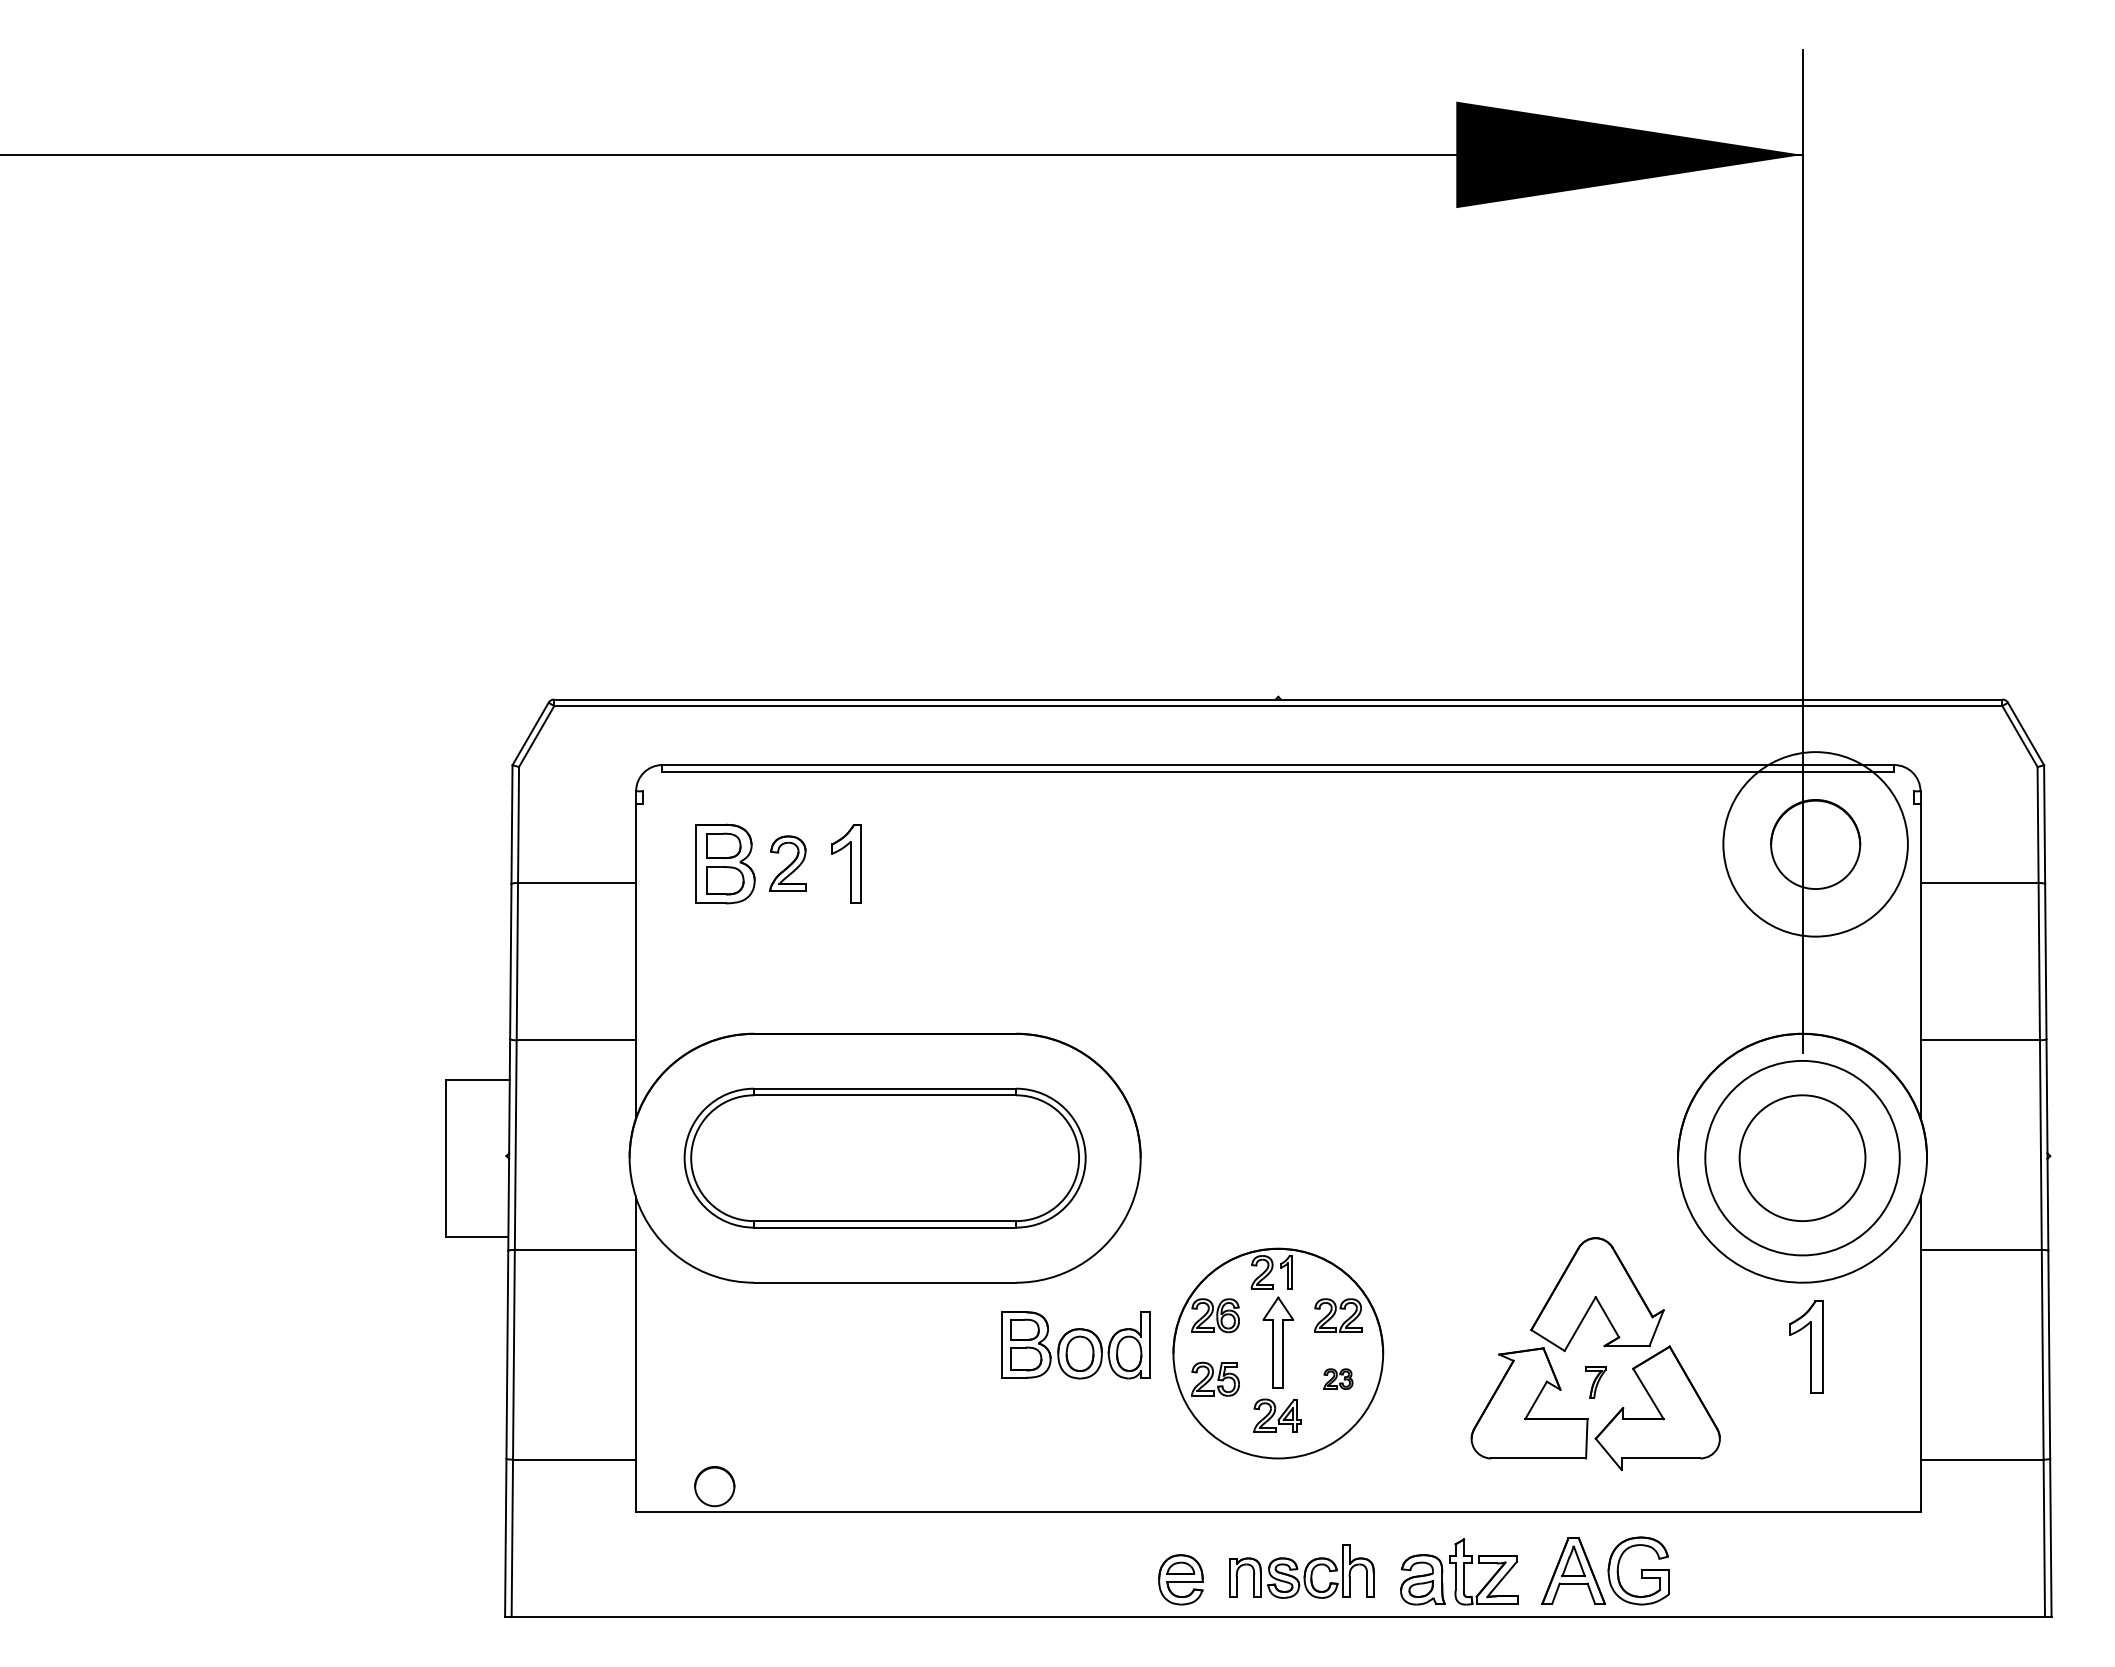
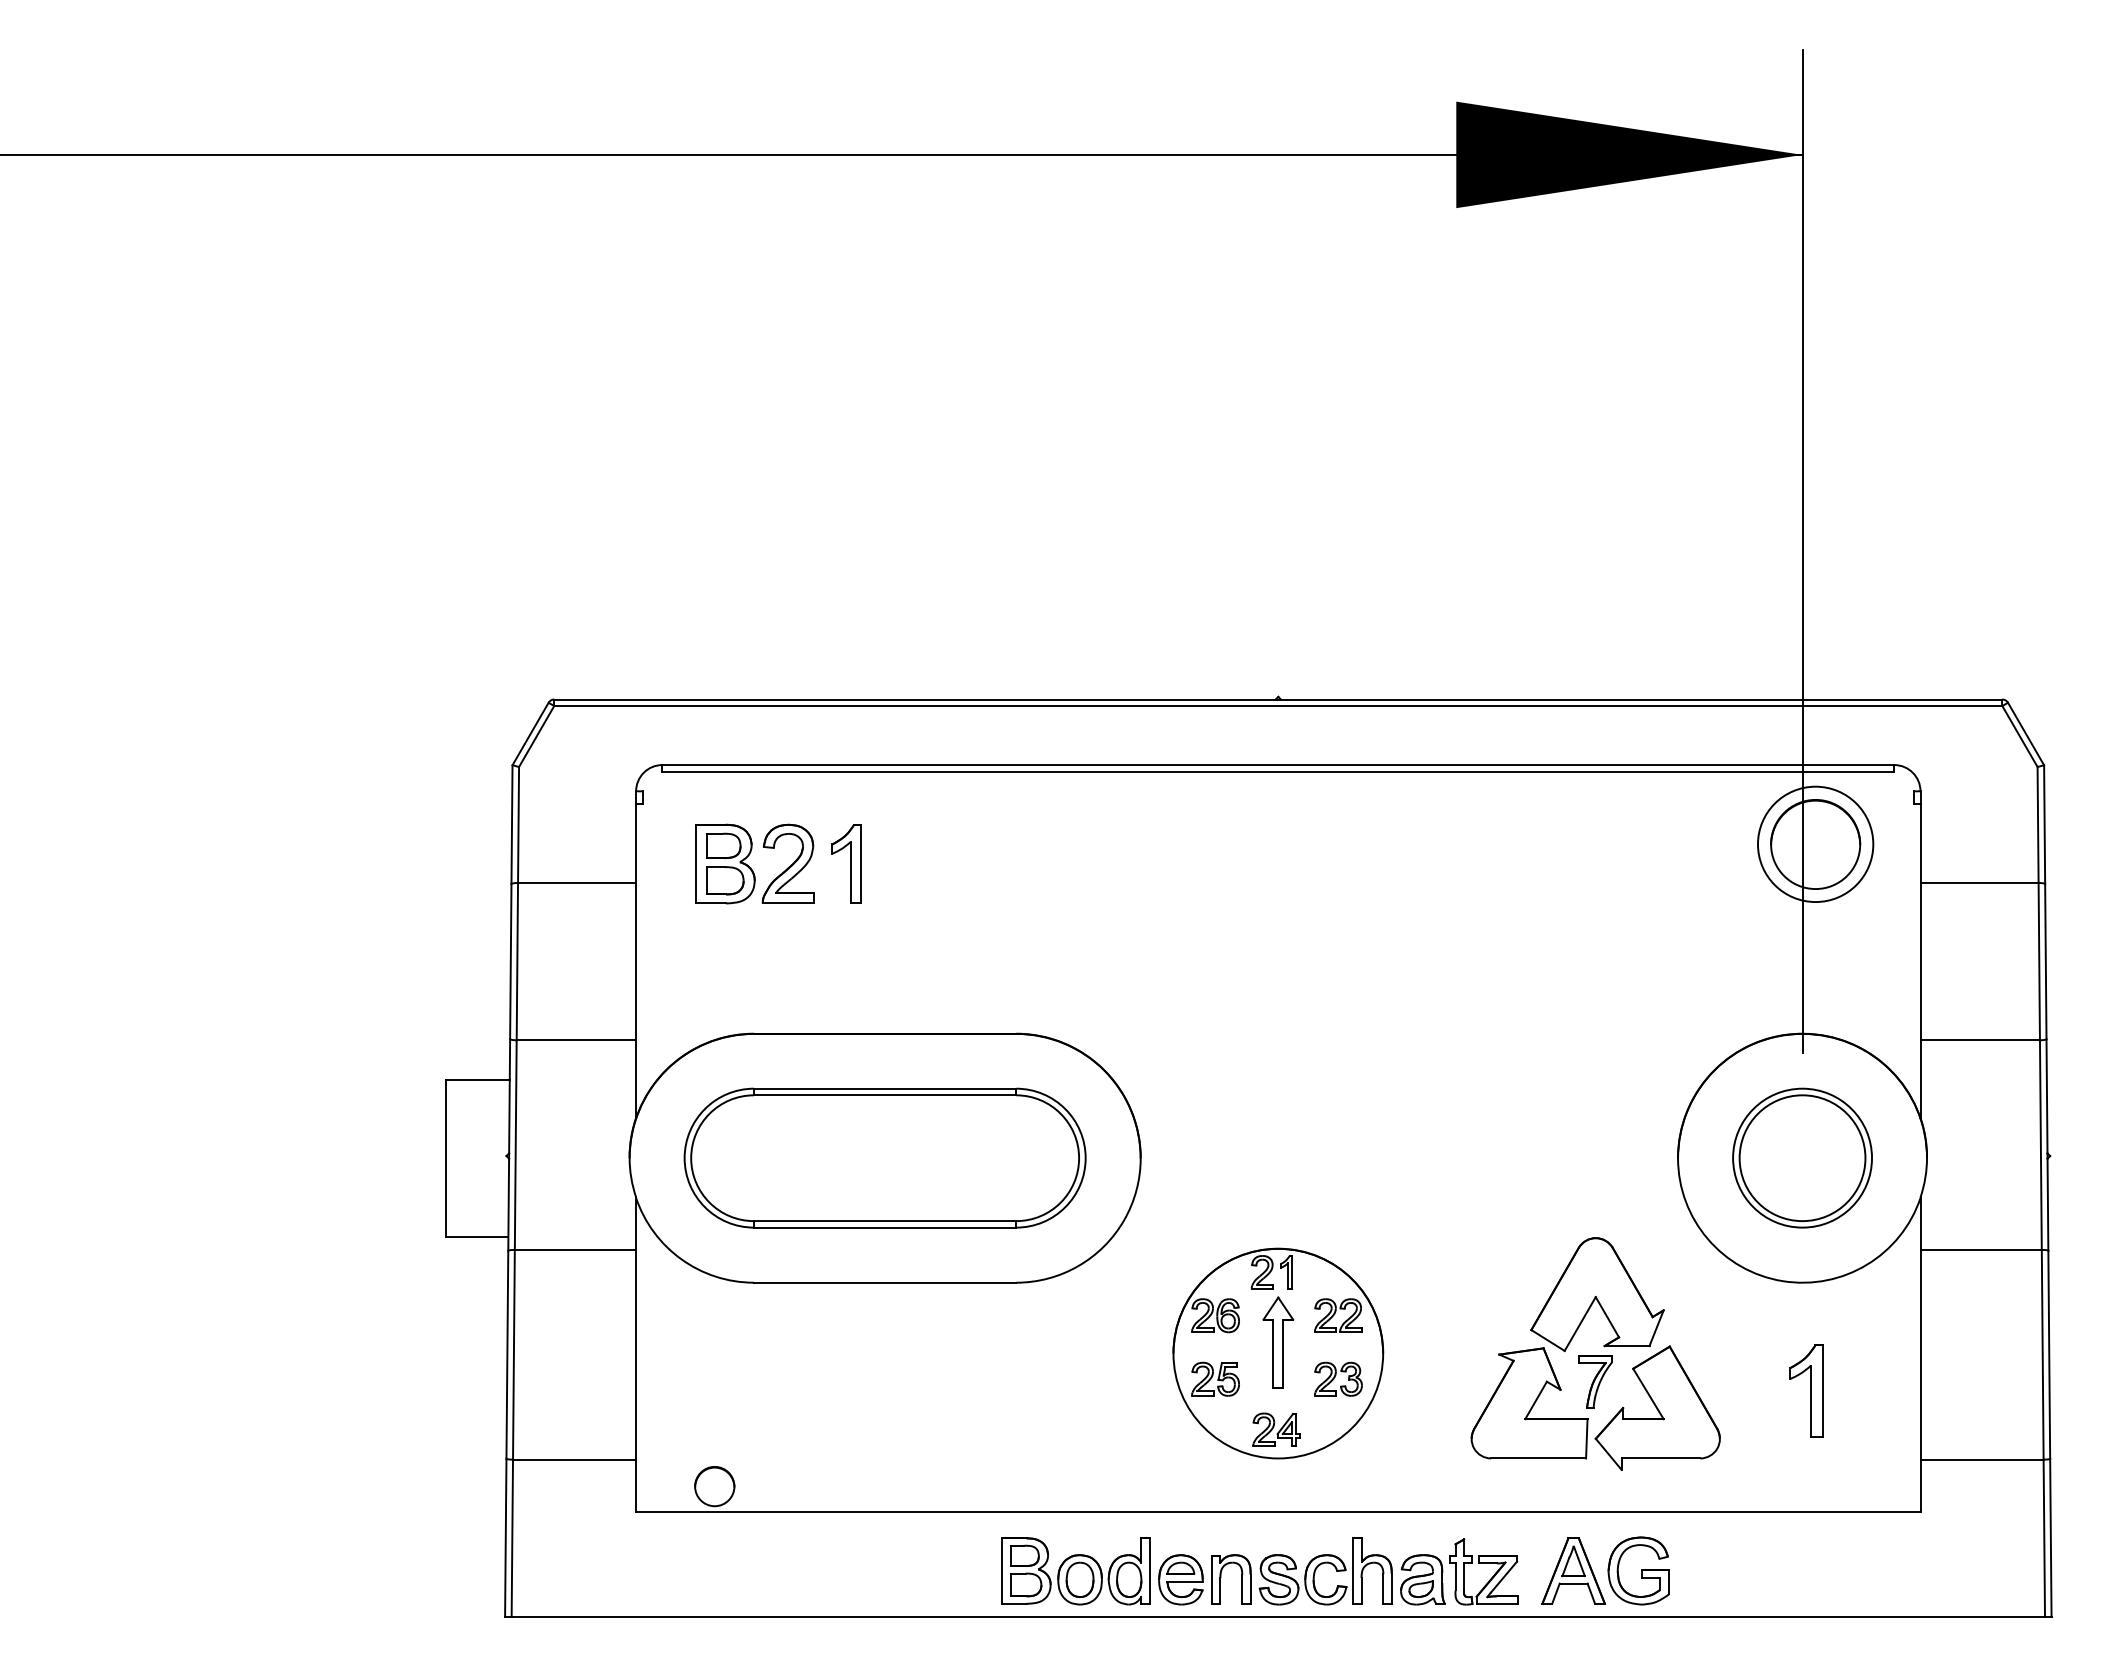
circle diameter: 185 px -> 115 px (1815, 844)
part size: 38x57 px -> 54x81 px (787, 863)
circle diameter: 194 px -> 139 px (1802, 1157)
part position: (1075, 1345) -> (1075, 1571) (1075, 1571)
part position: (1806, 1346) -> (1806, 1390) (1806, 1390)
part size: 31x22 px -> 49x36 px (1338, 1378)
part size: 22x33 px -> 35x54 px (1595, 1381)
part position: (1277, 1415) -> (1276, 1429) (1276, 1429)
part size: 146x55 px -> 182x69 px (1301, 1571)
